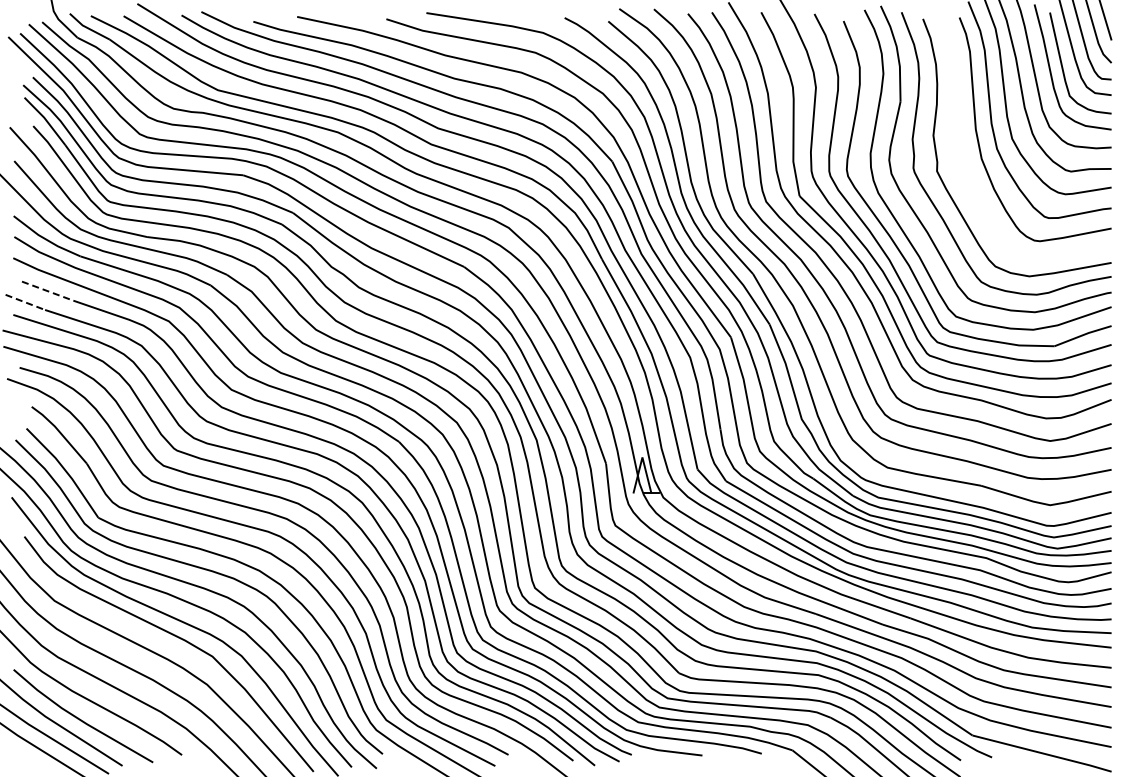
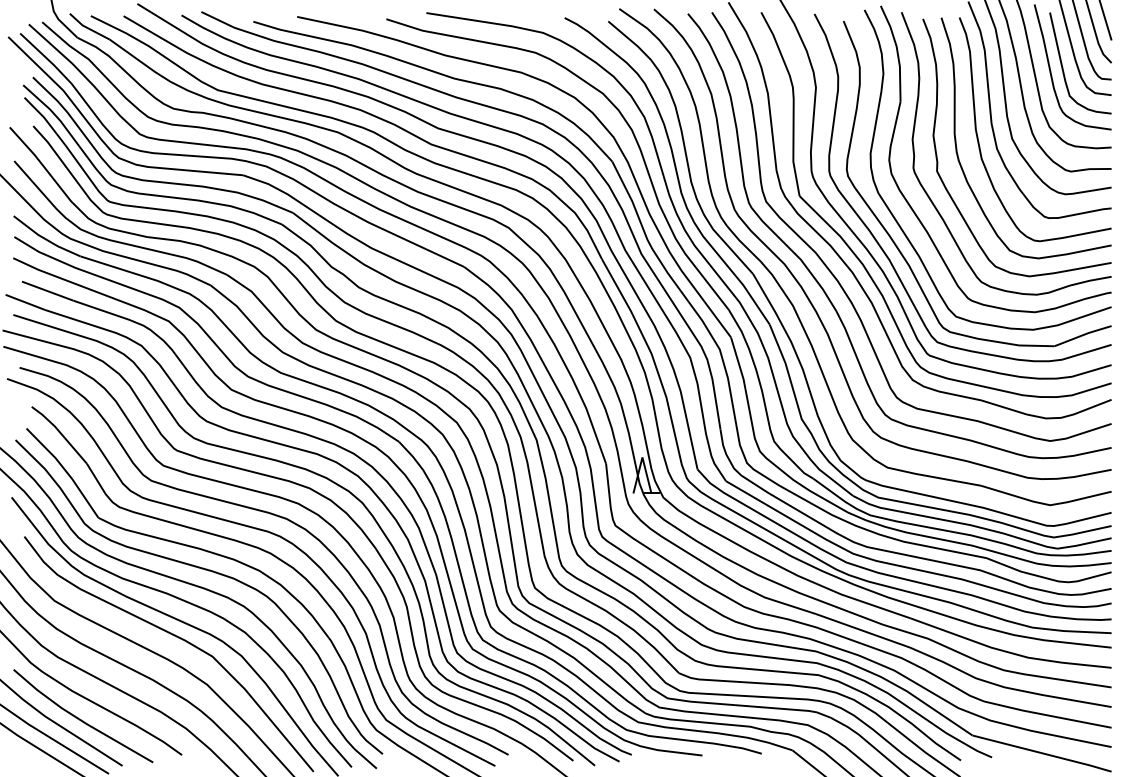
curve: none -> present (957, 147)
line: dashed -> solid (48, 291)
line: dashed -> solid (25, 302)
